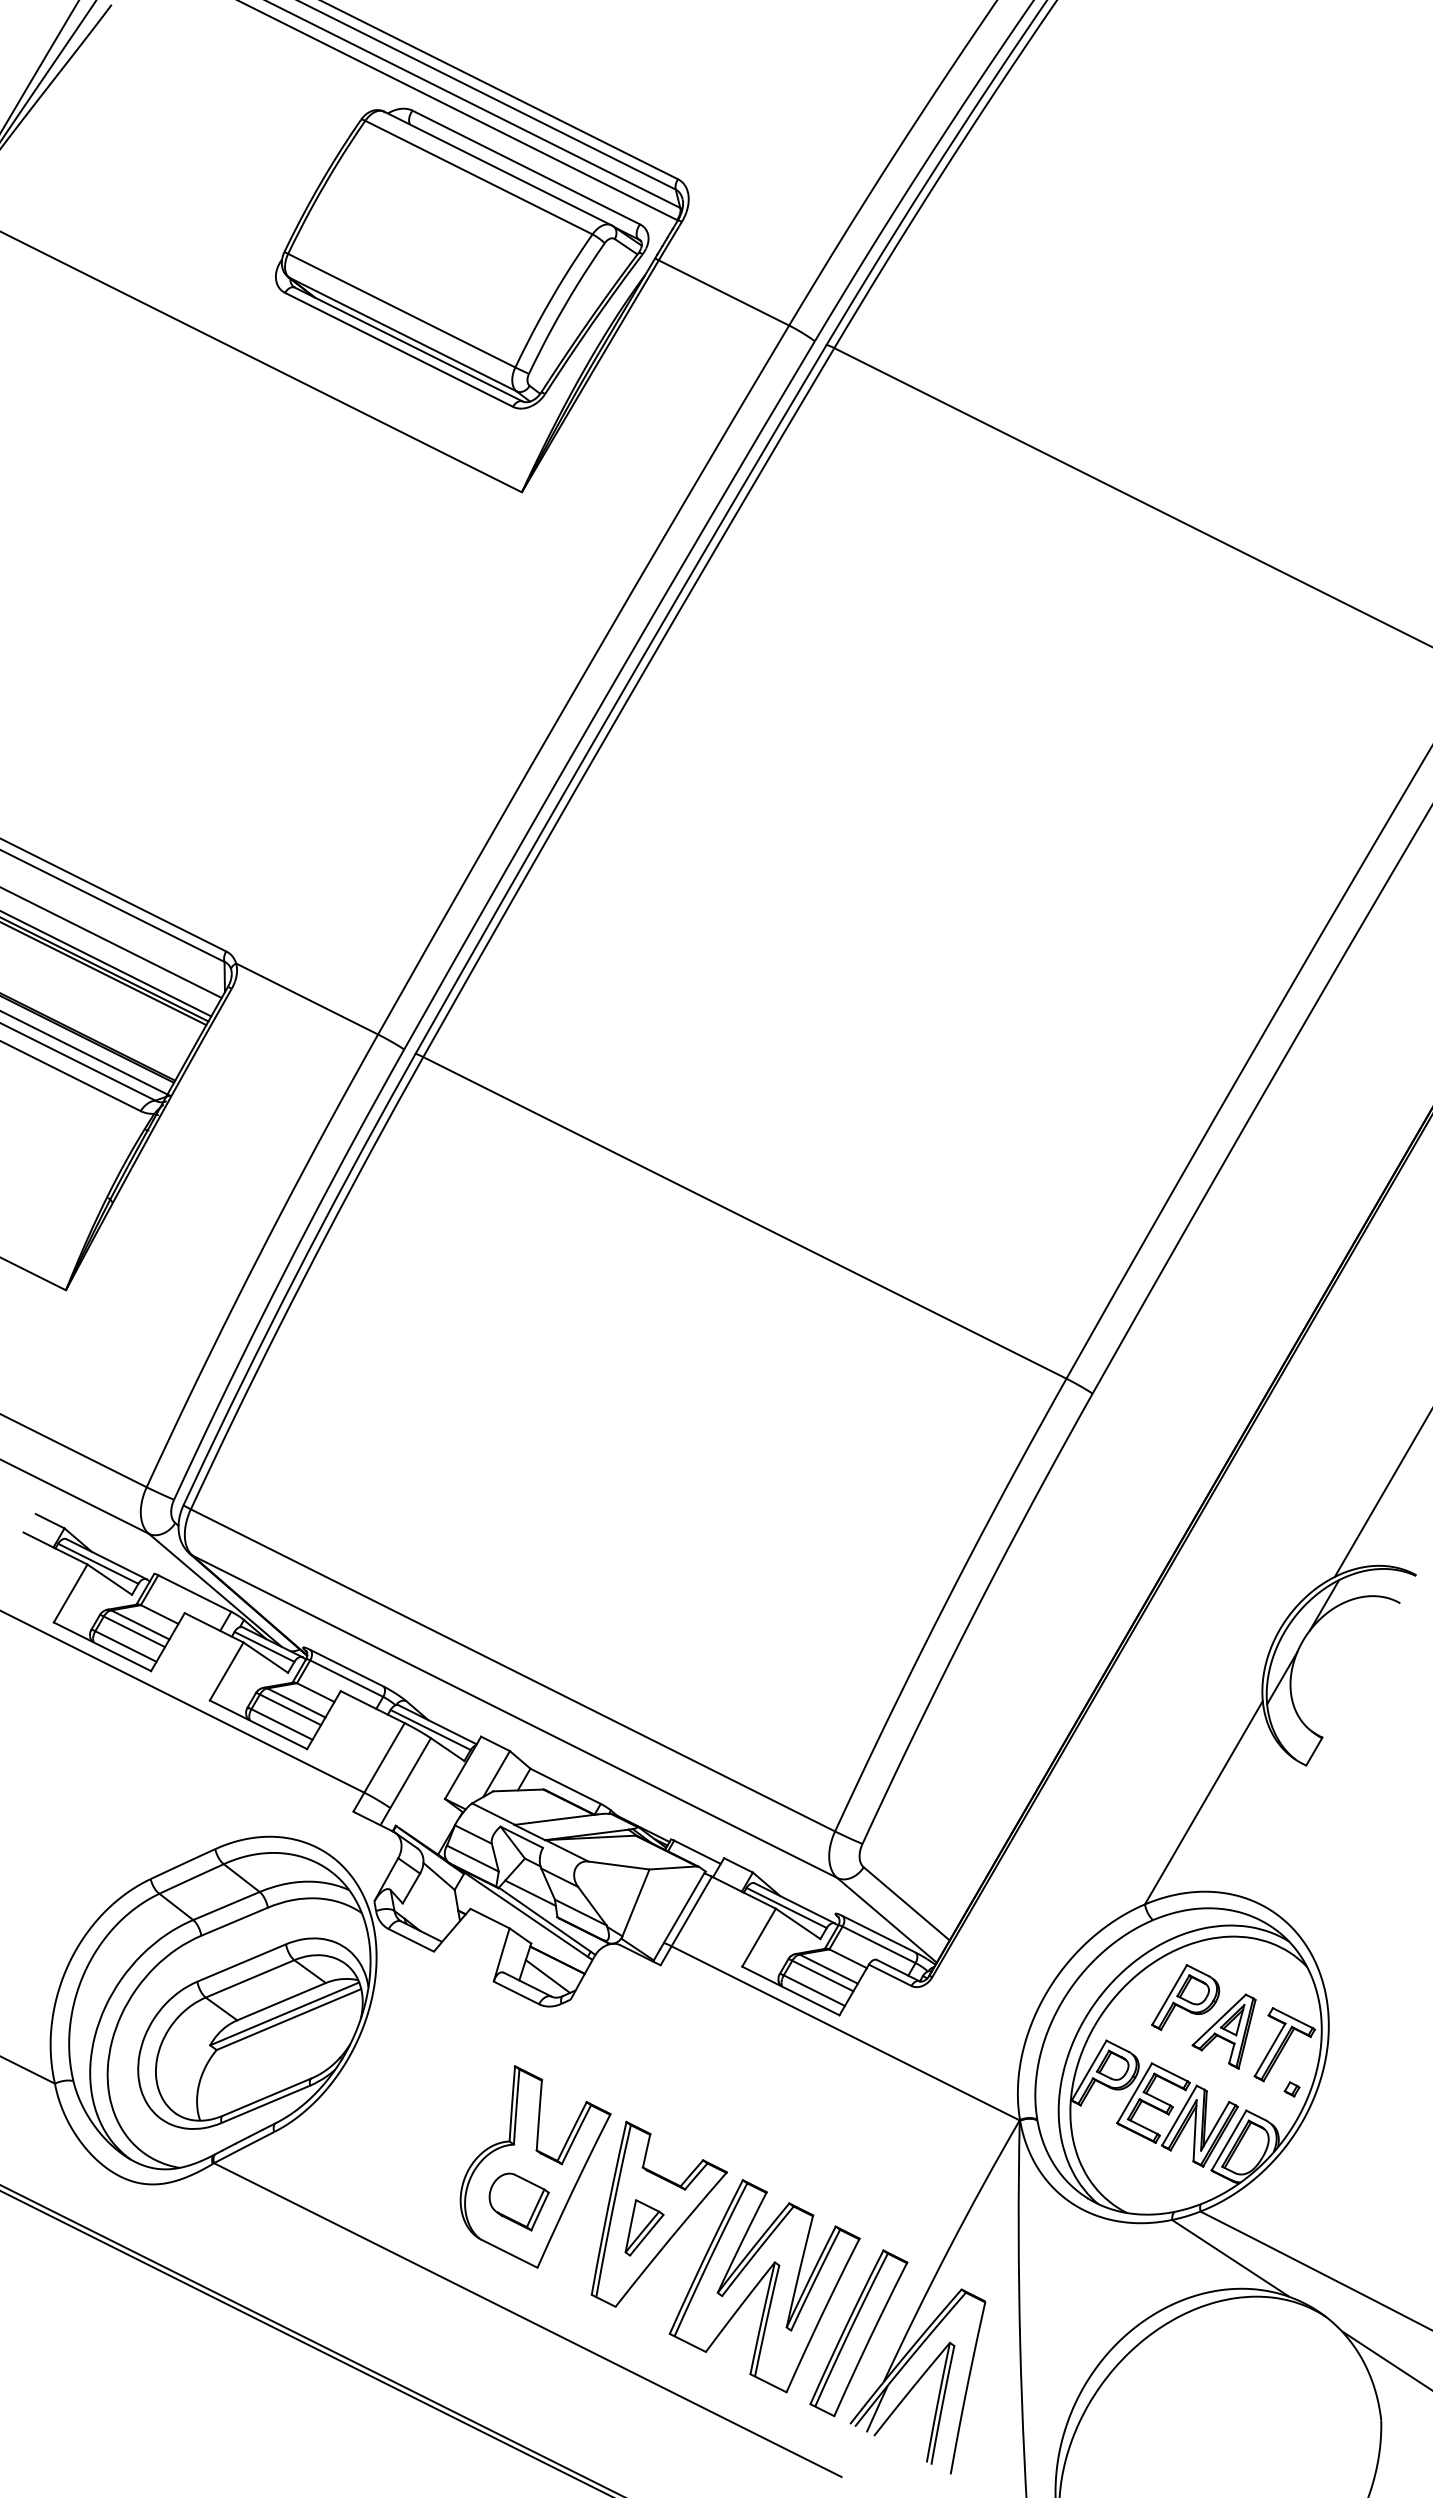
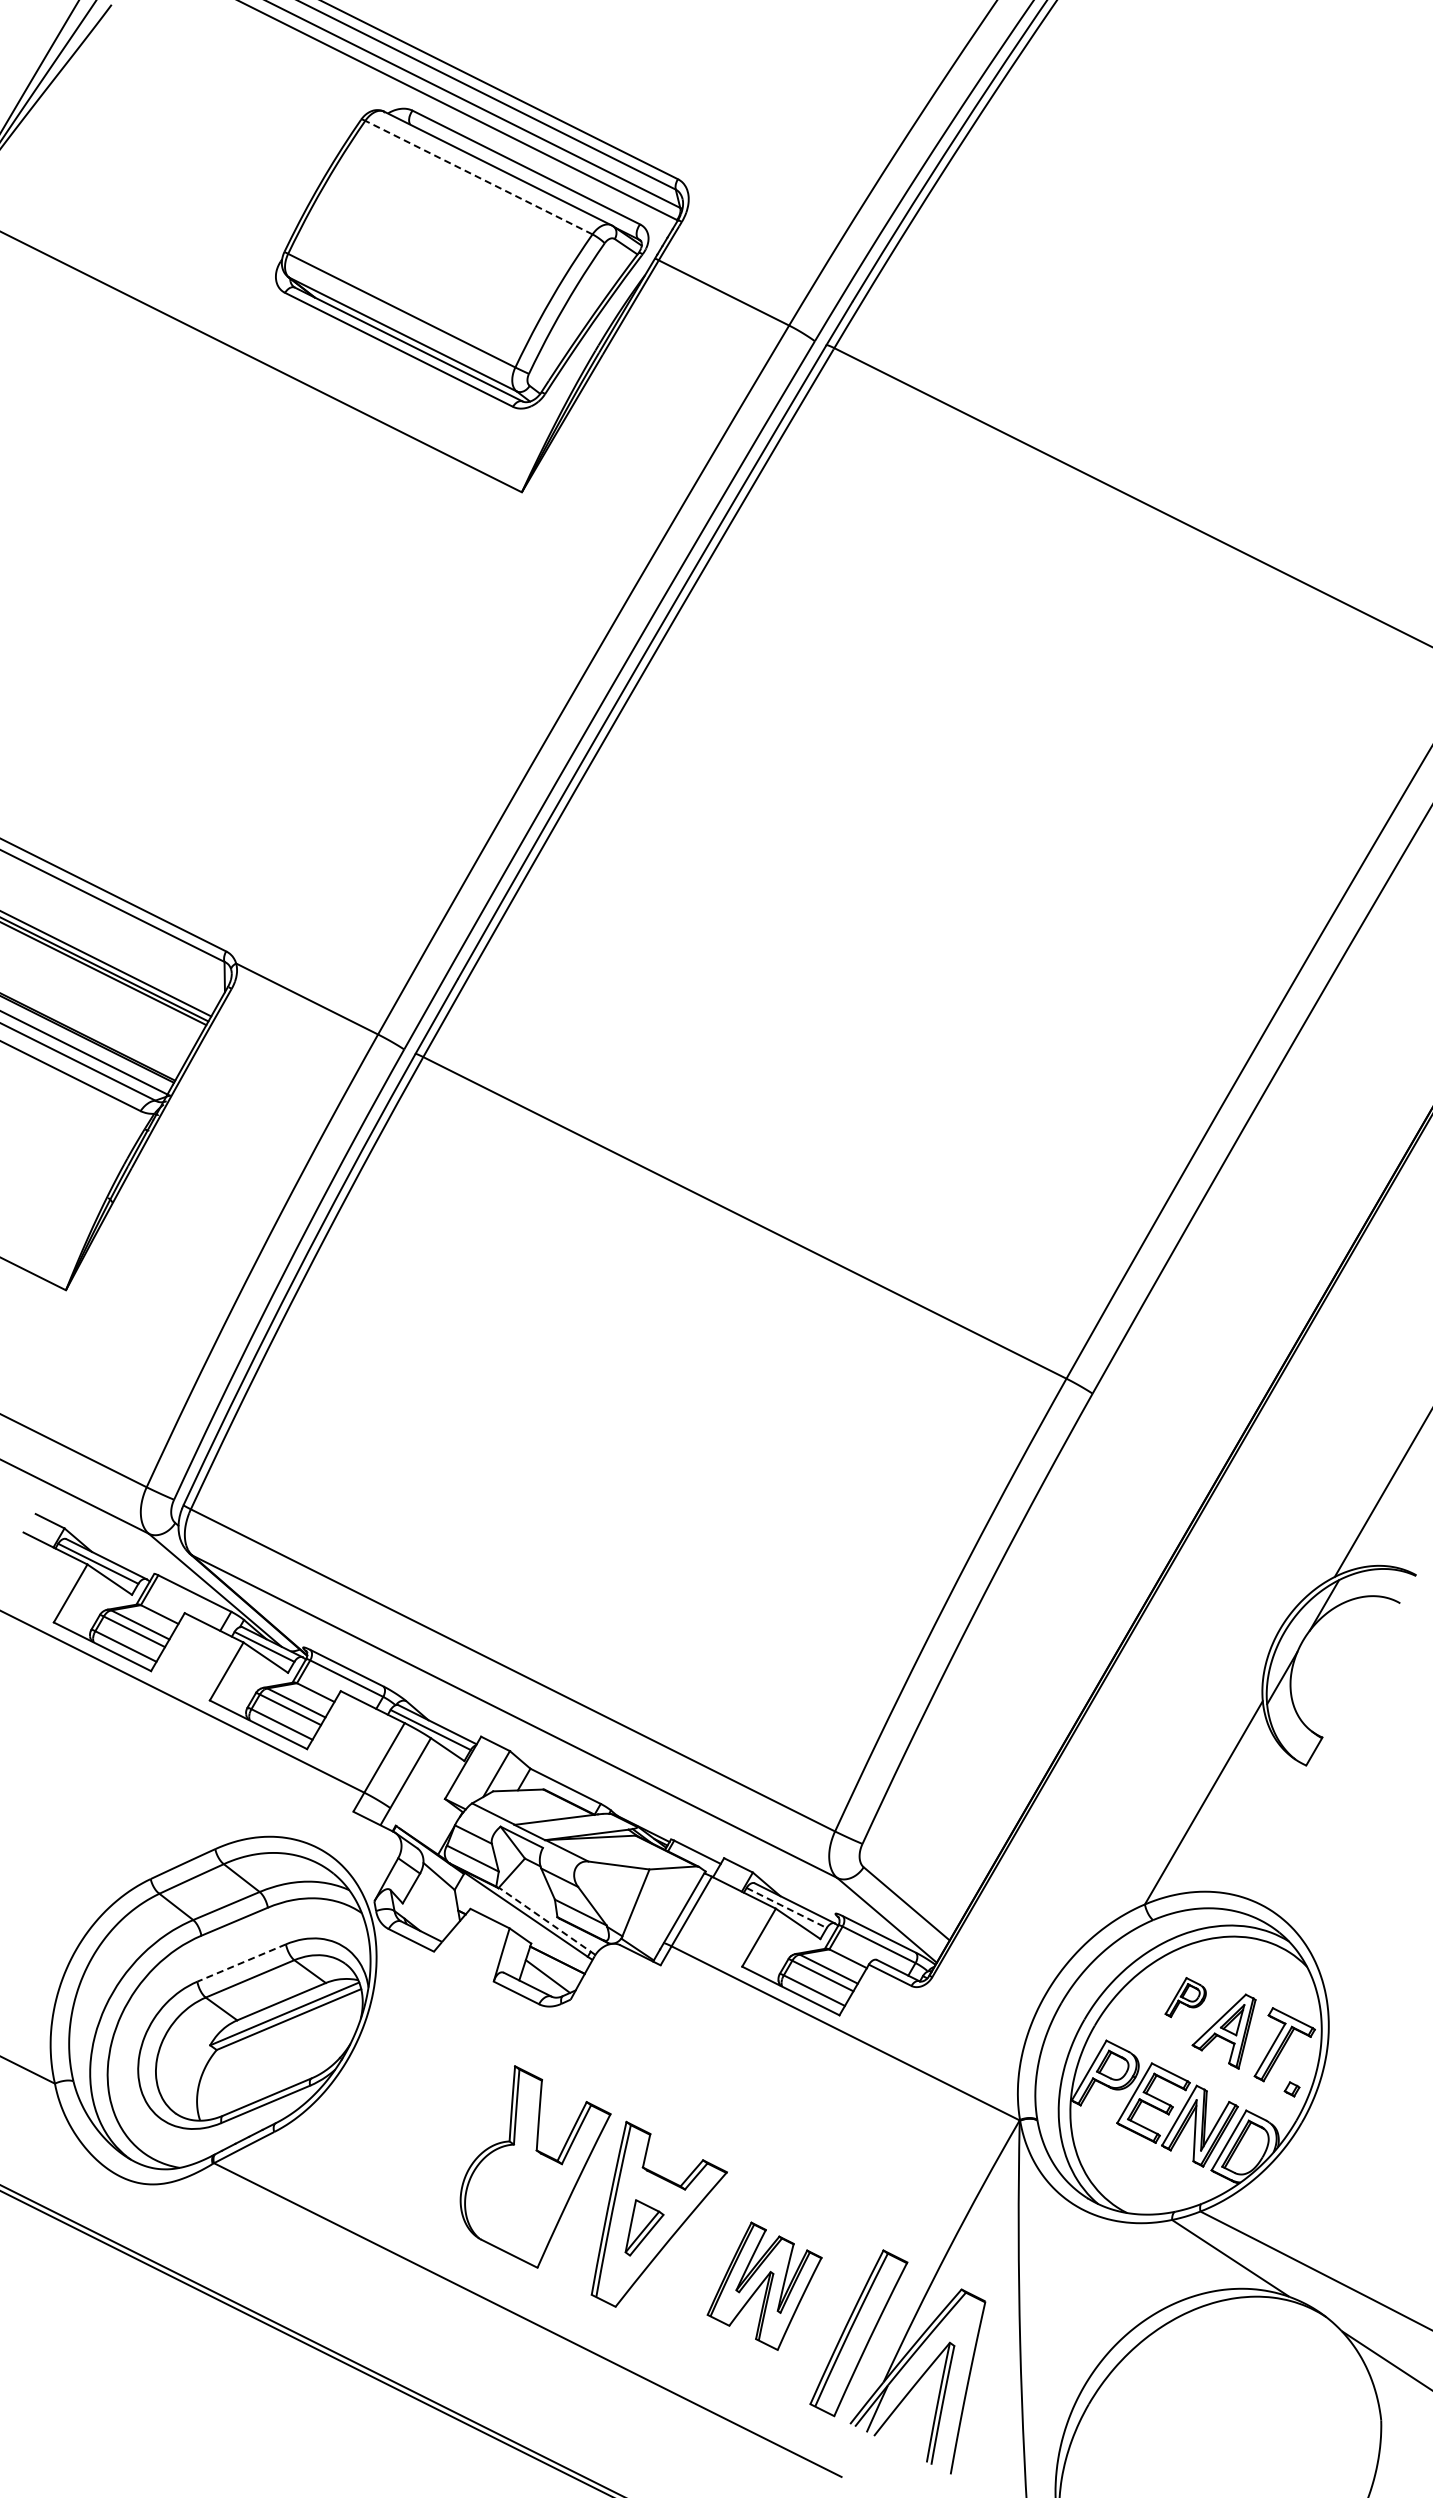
line: solid -> dashed (478, 177)
line: present -> none (111, 942)
line: present -> none (530, 1892)
line: solid -> dashed (786, 1908)
line: solid -> dashed (547, 1921)
line: solid -> dashed (241, 1963)
part size: 70x67 px -> 43x42 px (1185, 1997)
part: present -> none (518, 2201)
part size: 193x215 px -> 117x130 px (764, 2285)
